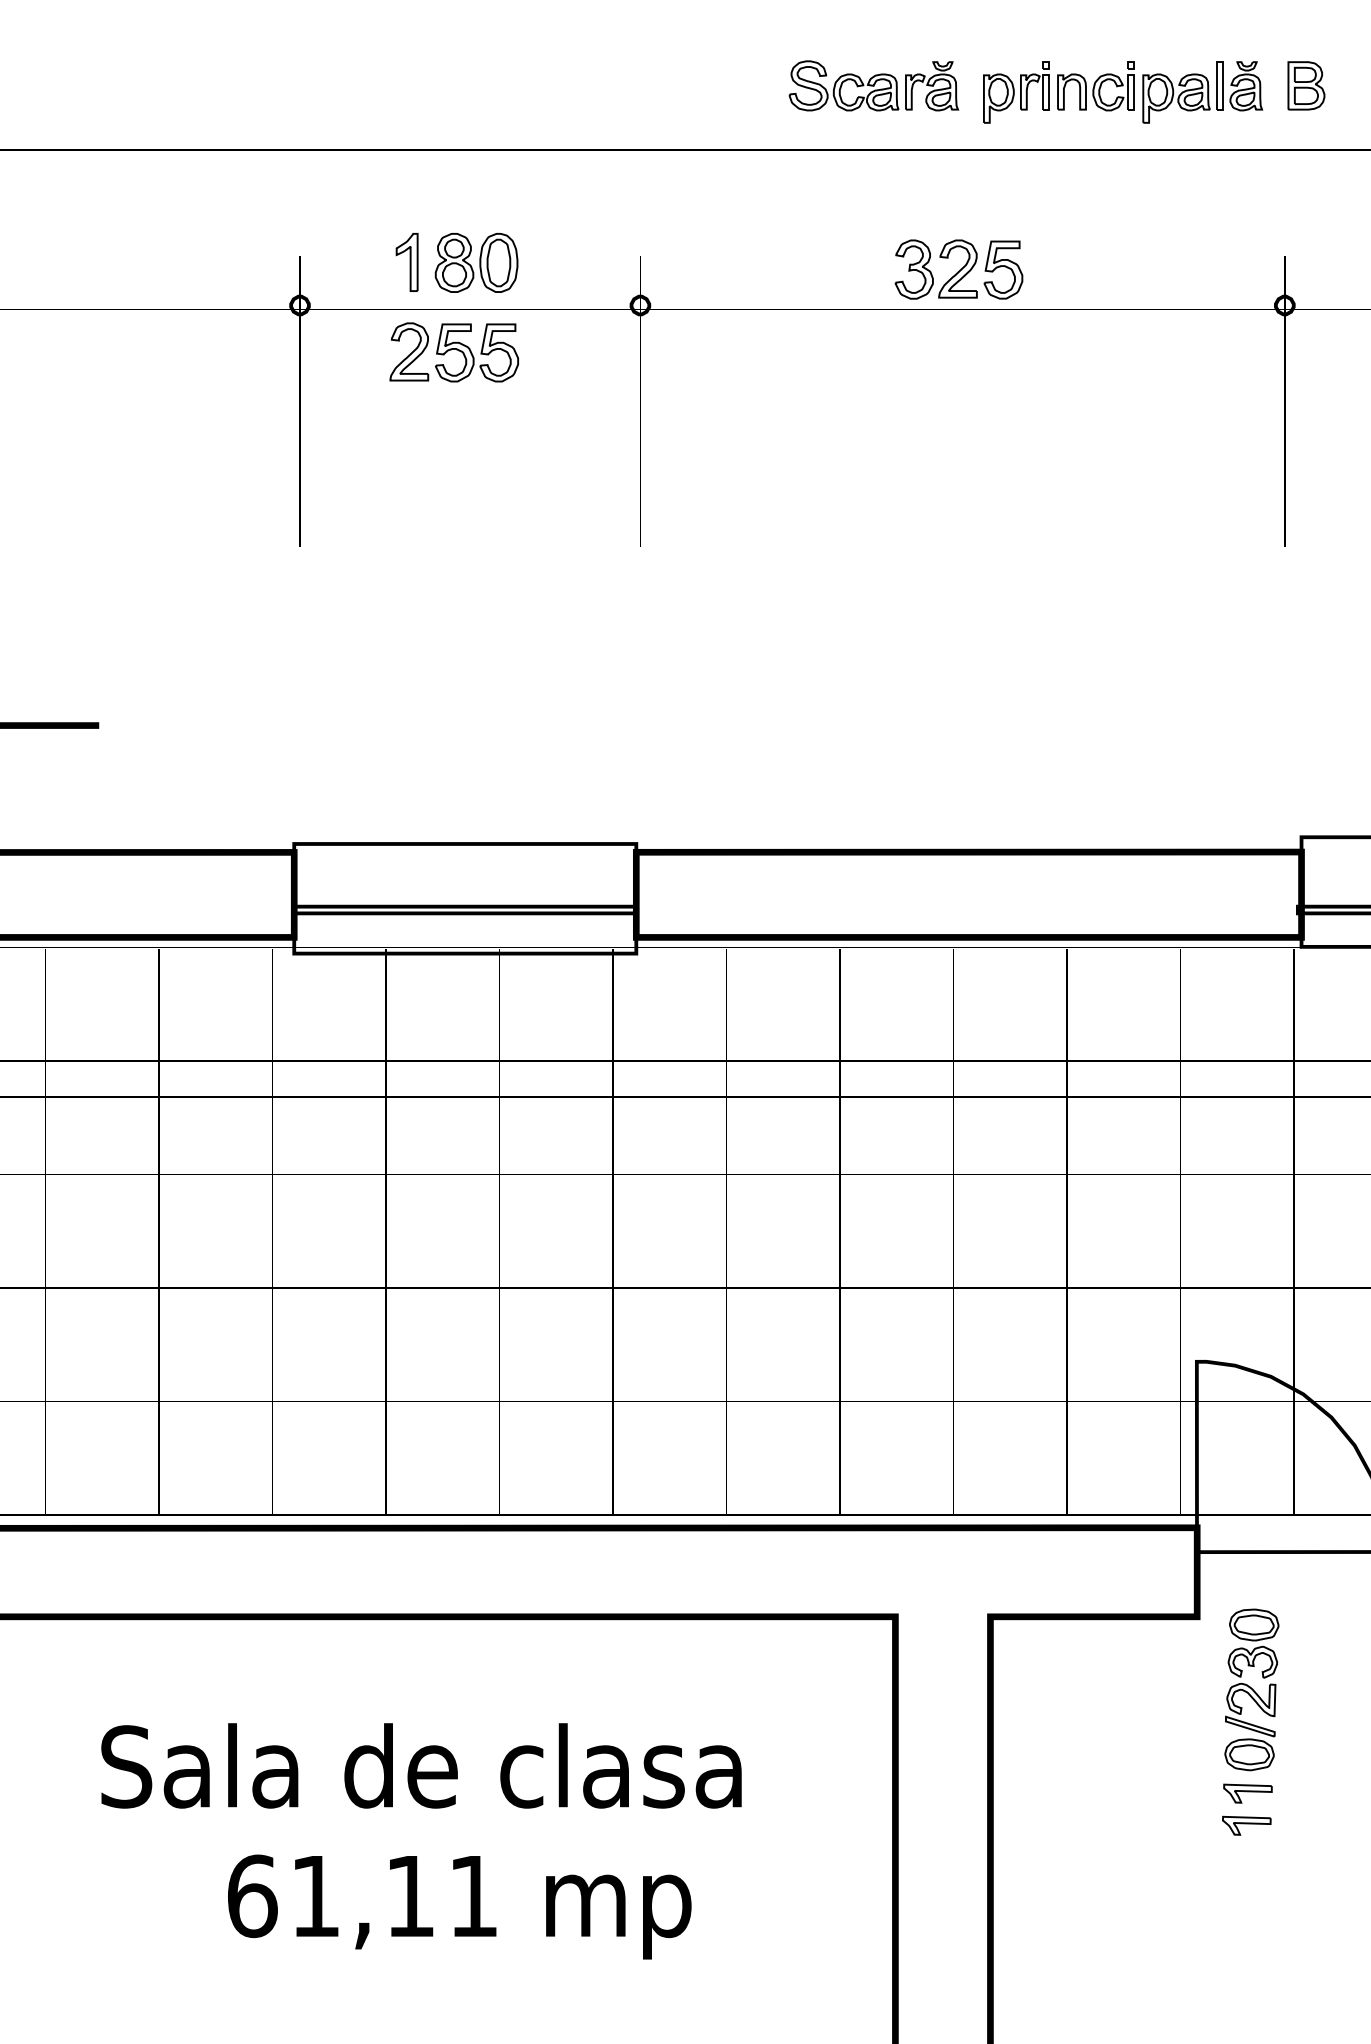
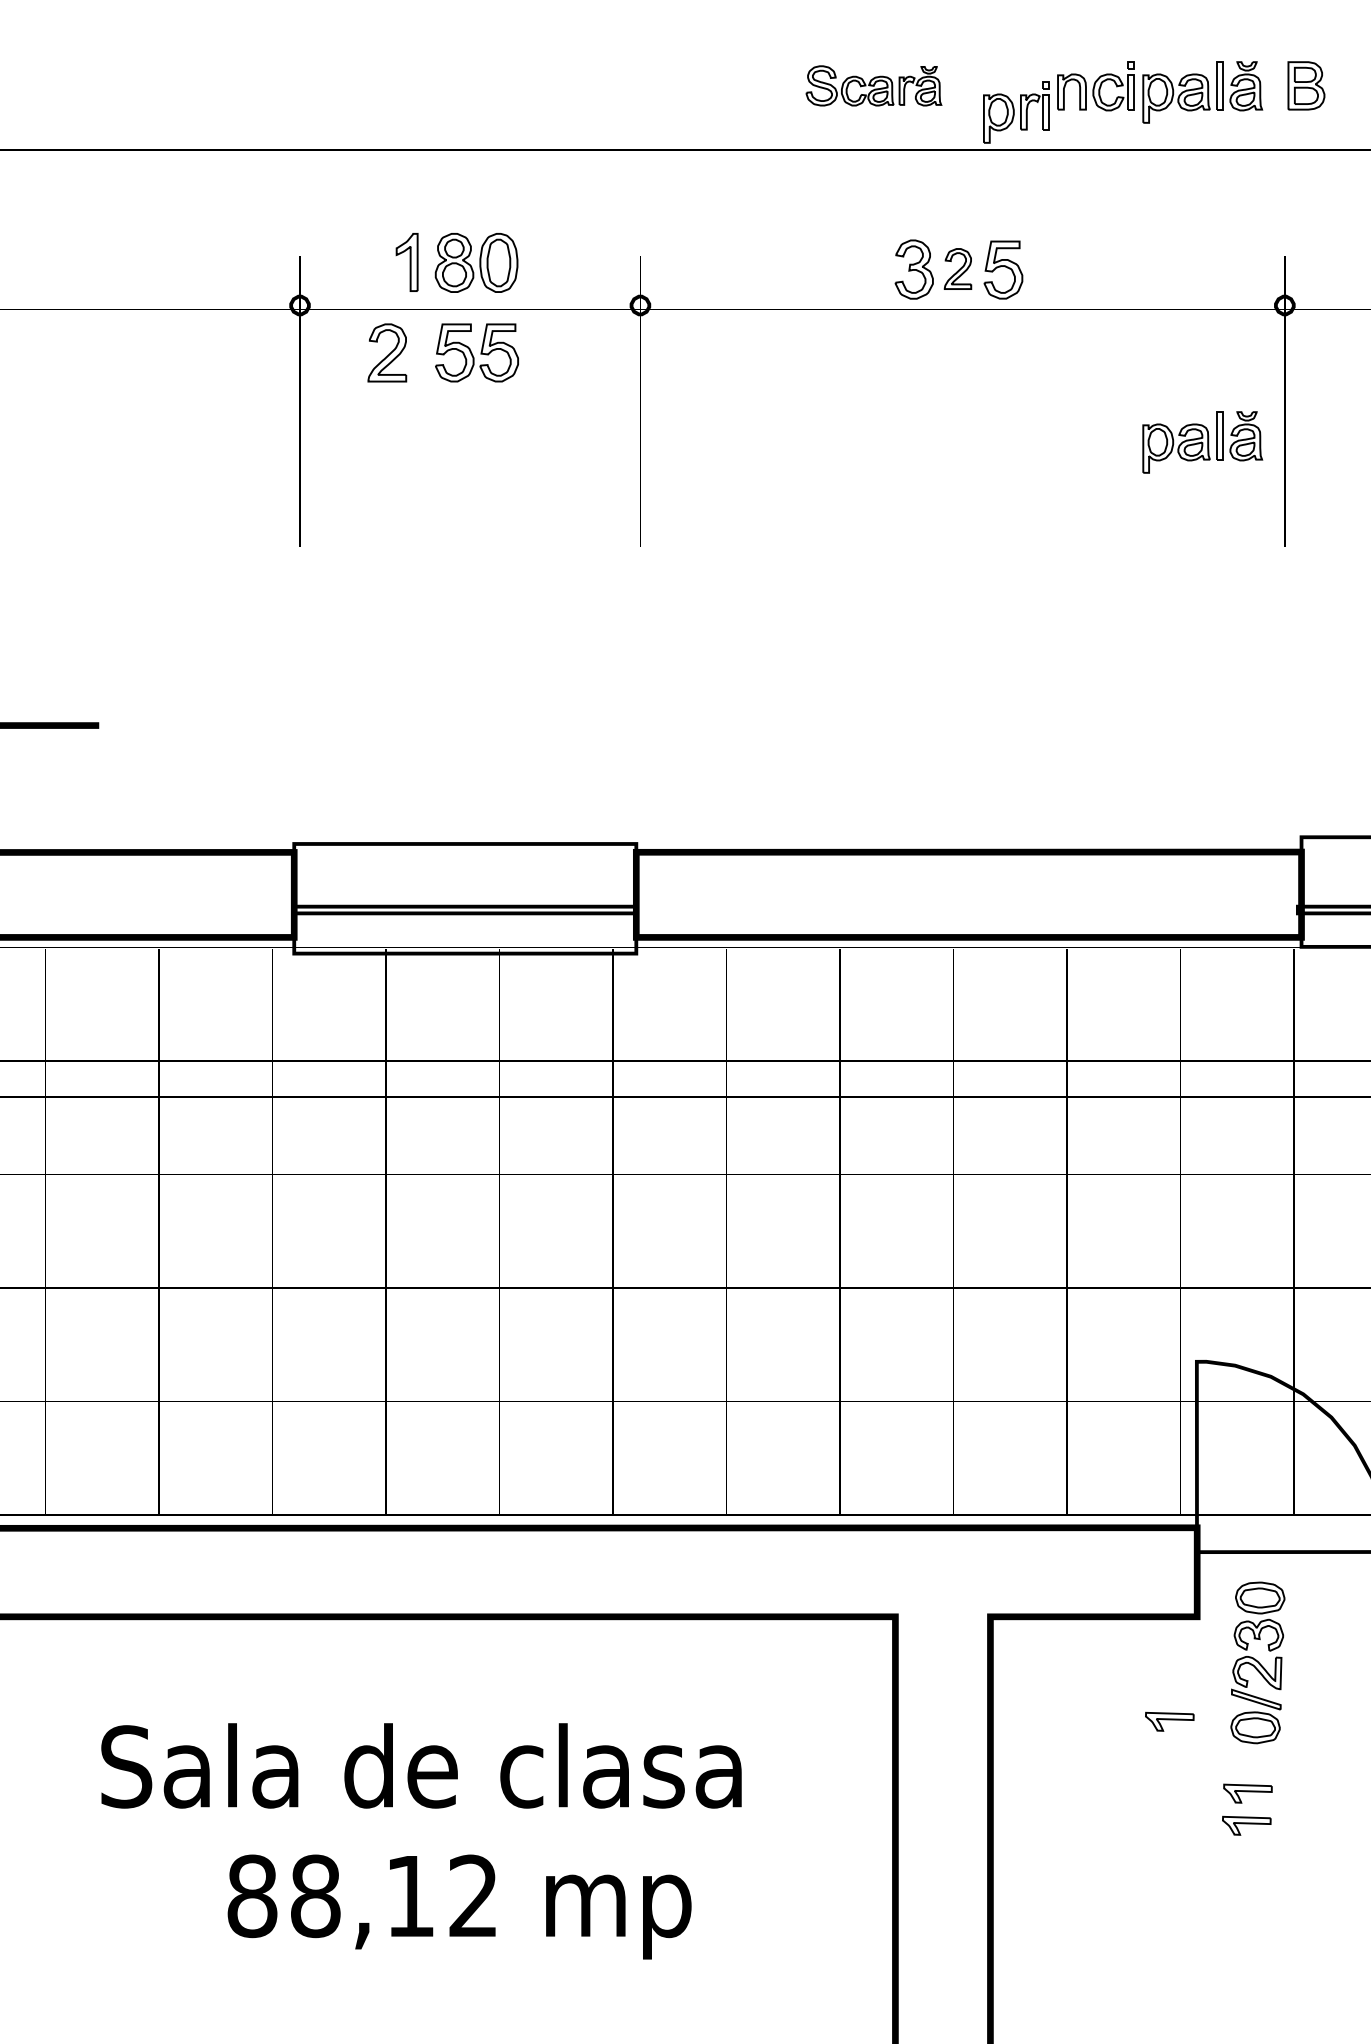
part size: 172x52 px -> 138x42 px (873, 85)
part position: (1016, 92) -> (1016, 112) (1016, 112)
part size: 40x60 px -> 30x42 px (957, 268)
part position: (409, 351) -> (387, 352) (387, 352)
part: none -> present (1202, 442)
part position: (1251, 1689) -> (1257, 1662) (1257, 1662)
part: none -> present (1169, 1721)
text: 61,11 -> 88,12 (361, 1896)
